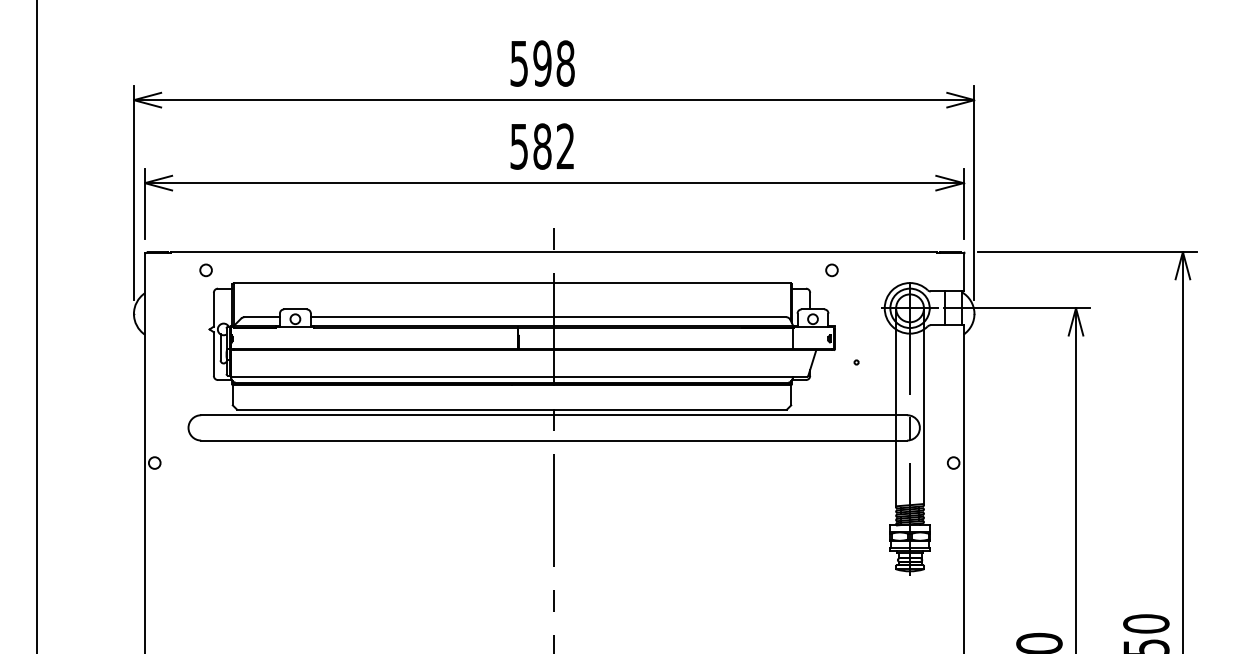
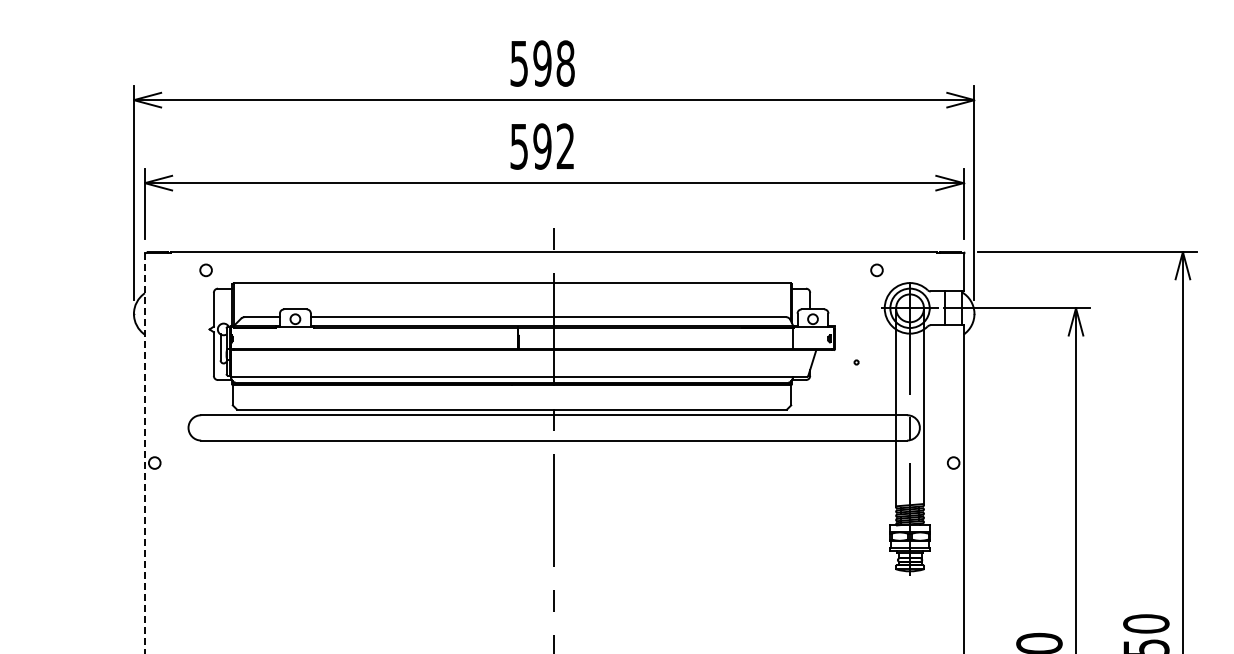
text: 582 -> 592 (542, 146)
circle position: (831, 270) -> (876, 270) (876, 270)
line: present -> none (37, 326)
line: solid -> dashed (144, 453)
